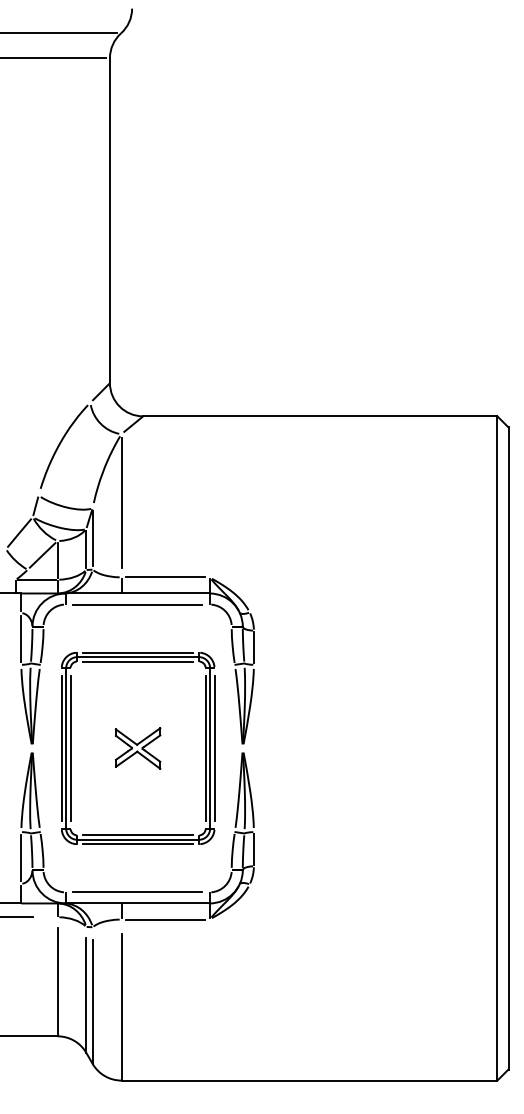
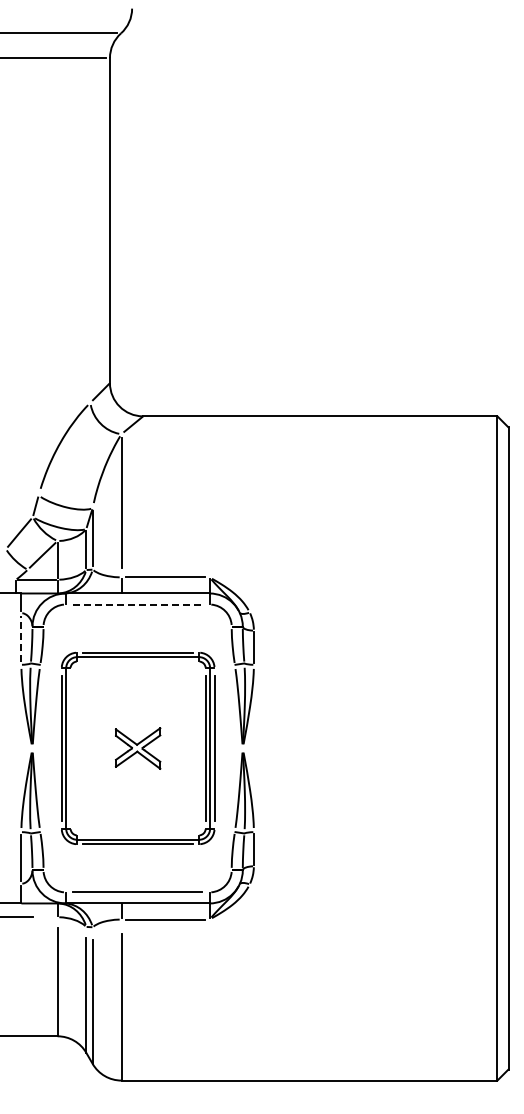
line: solid -> dashed (137, 604)
line: solid -> dashed (21, 638)
line: present -> none (137, 661)
line: present -> none (70, 748)
line: present -> none (137, 835)
